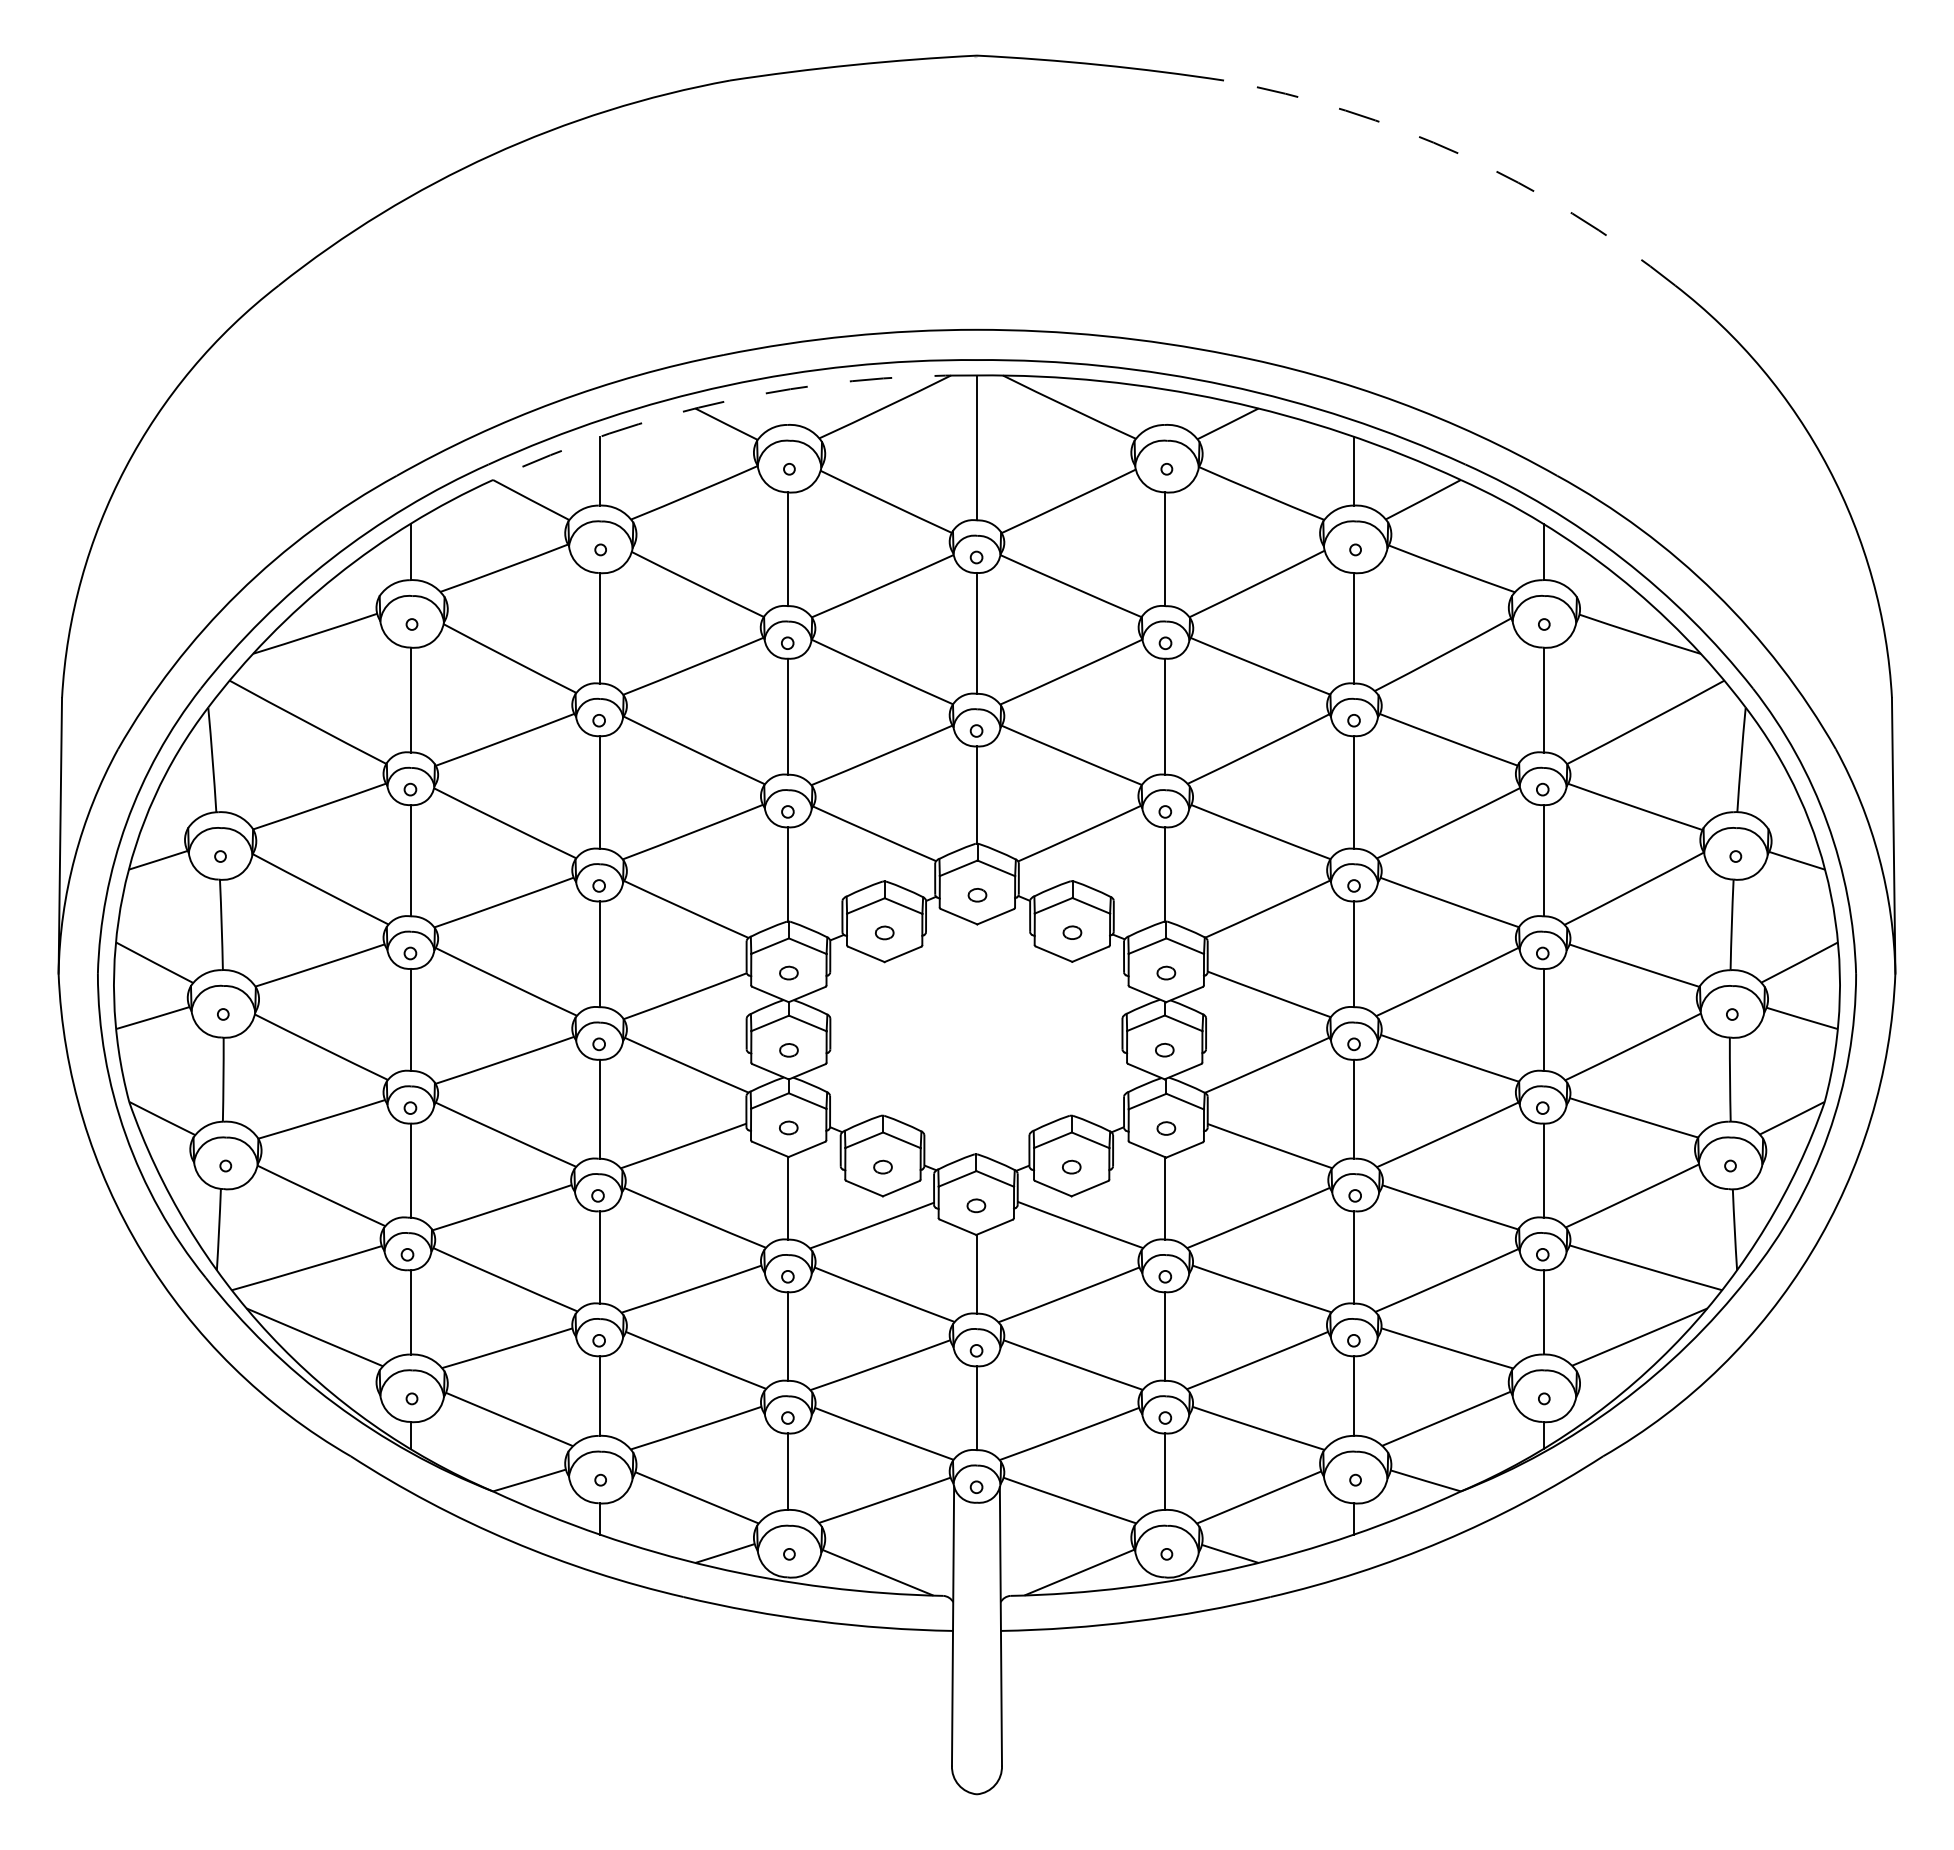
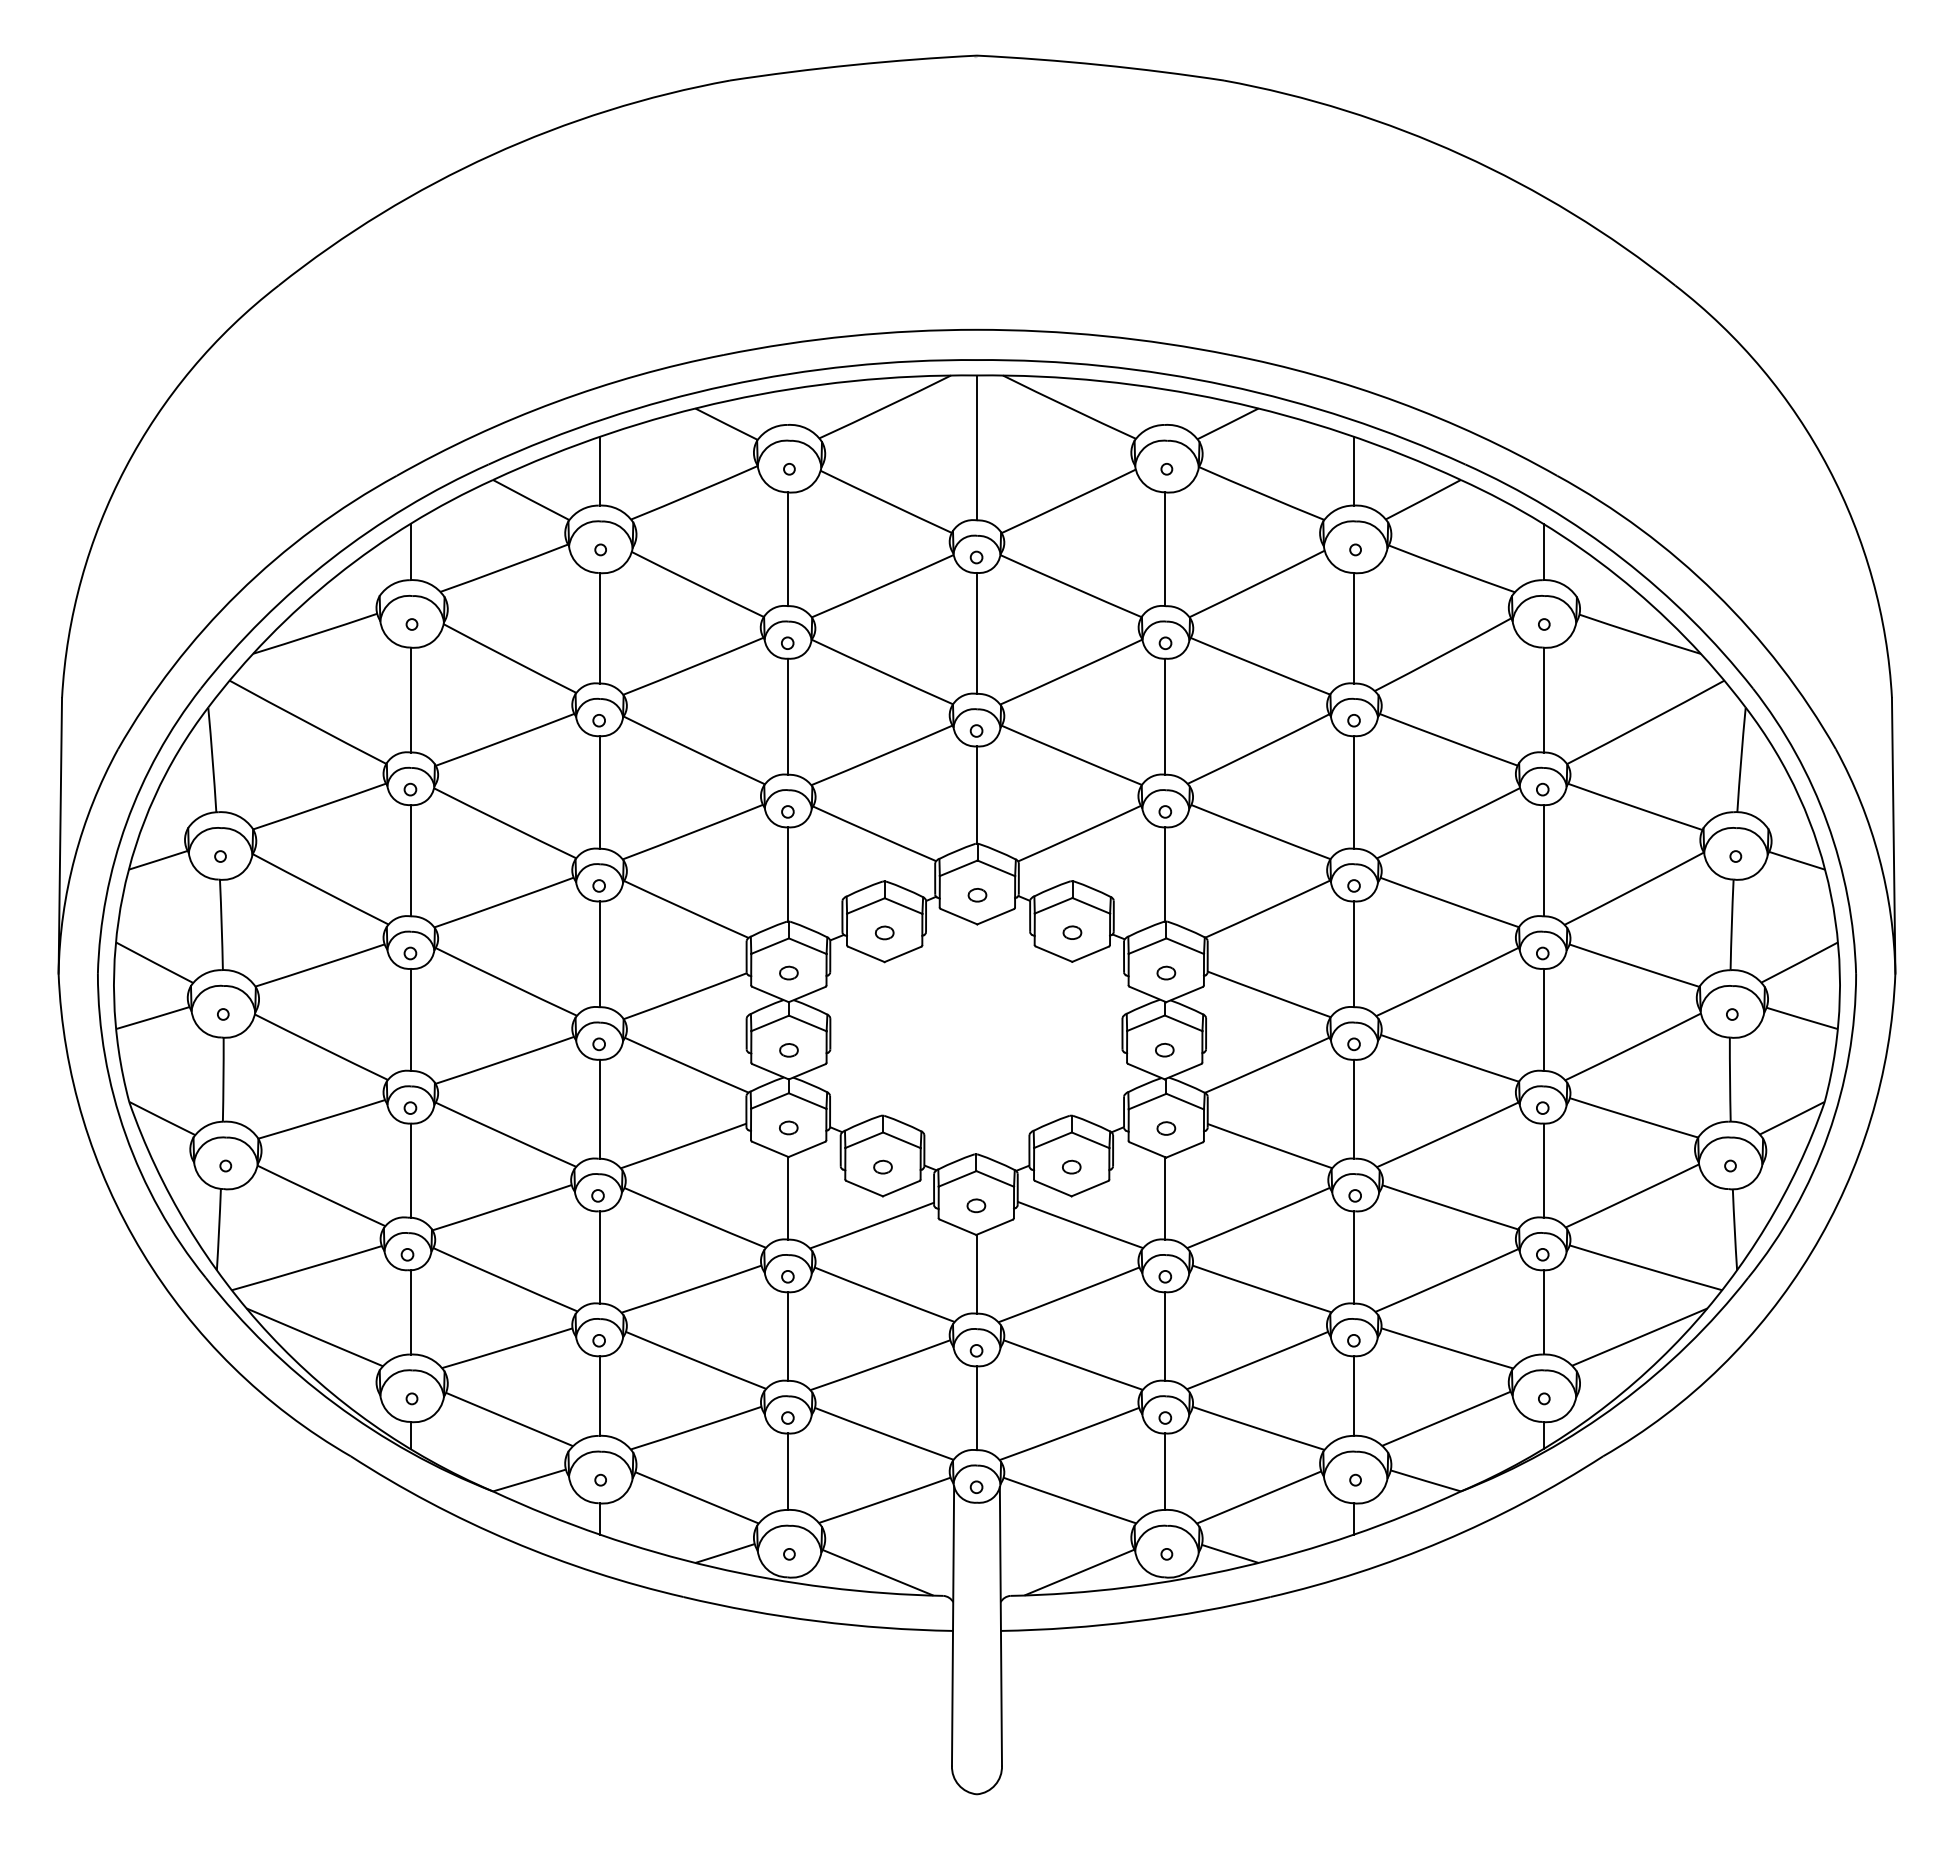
arc: dashed -> solid (1462, 155)
arc: dashed -> solid (729, 400)
